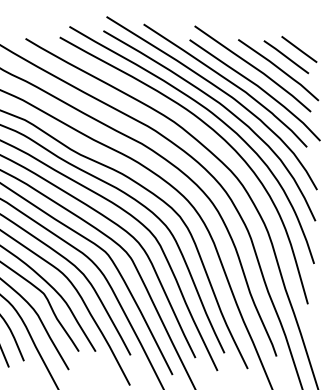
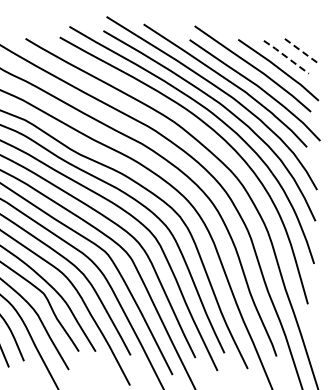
line: solid -> dashed (299, 49)
line: solid -> dashed (286, 57)
